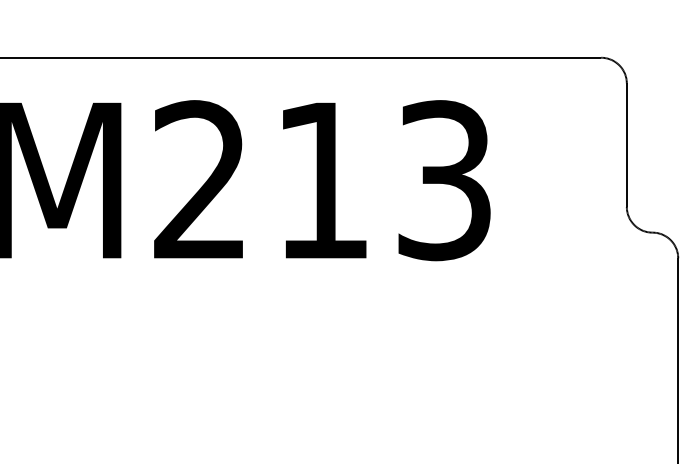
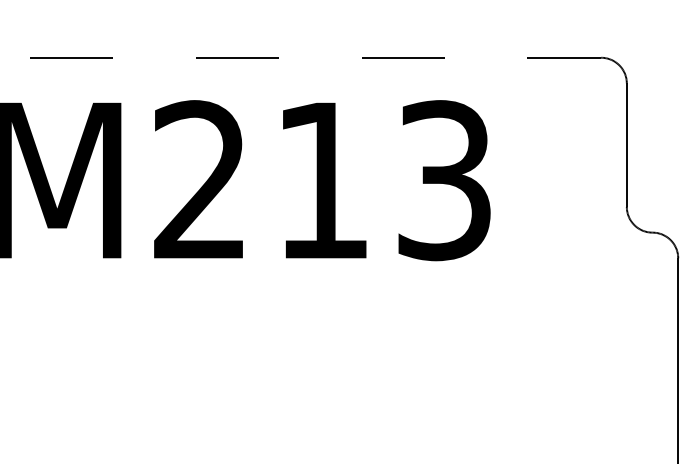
line: solid -> dashed (301, 57)
